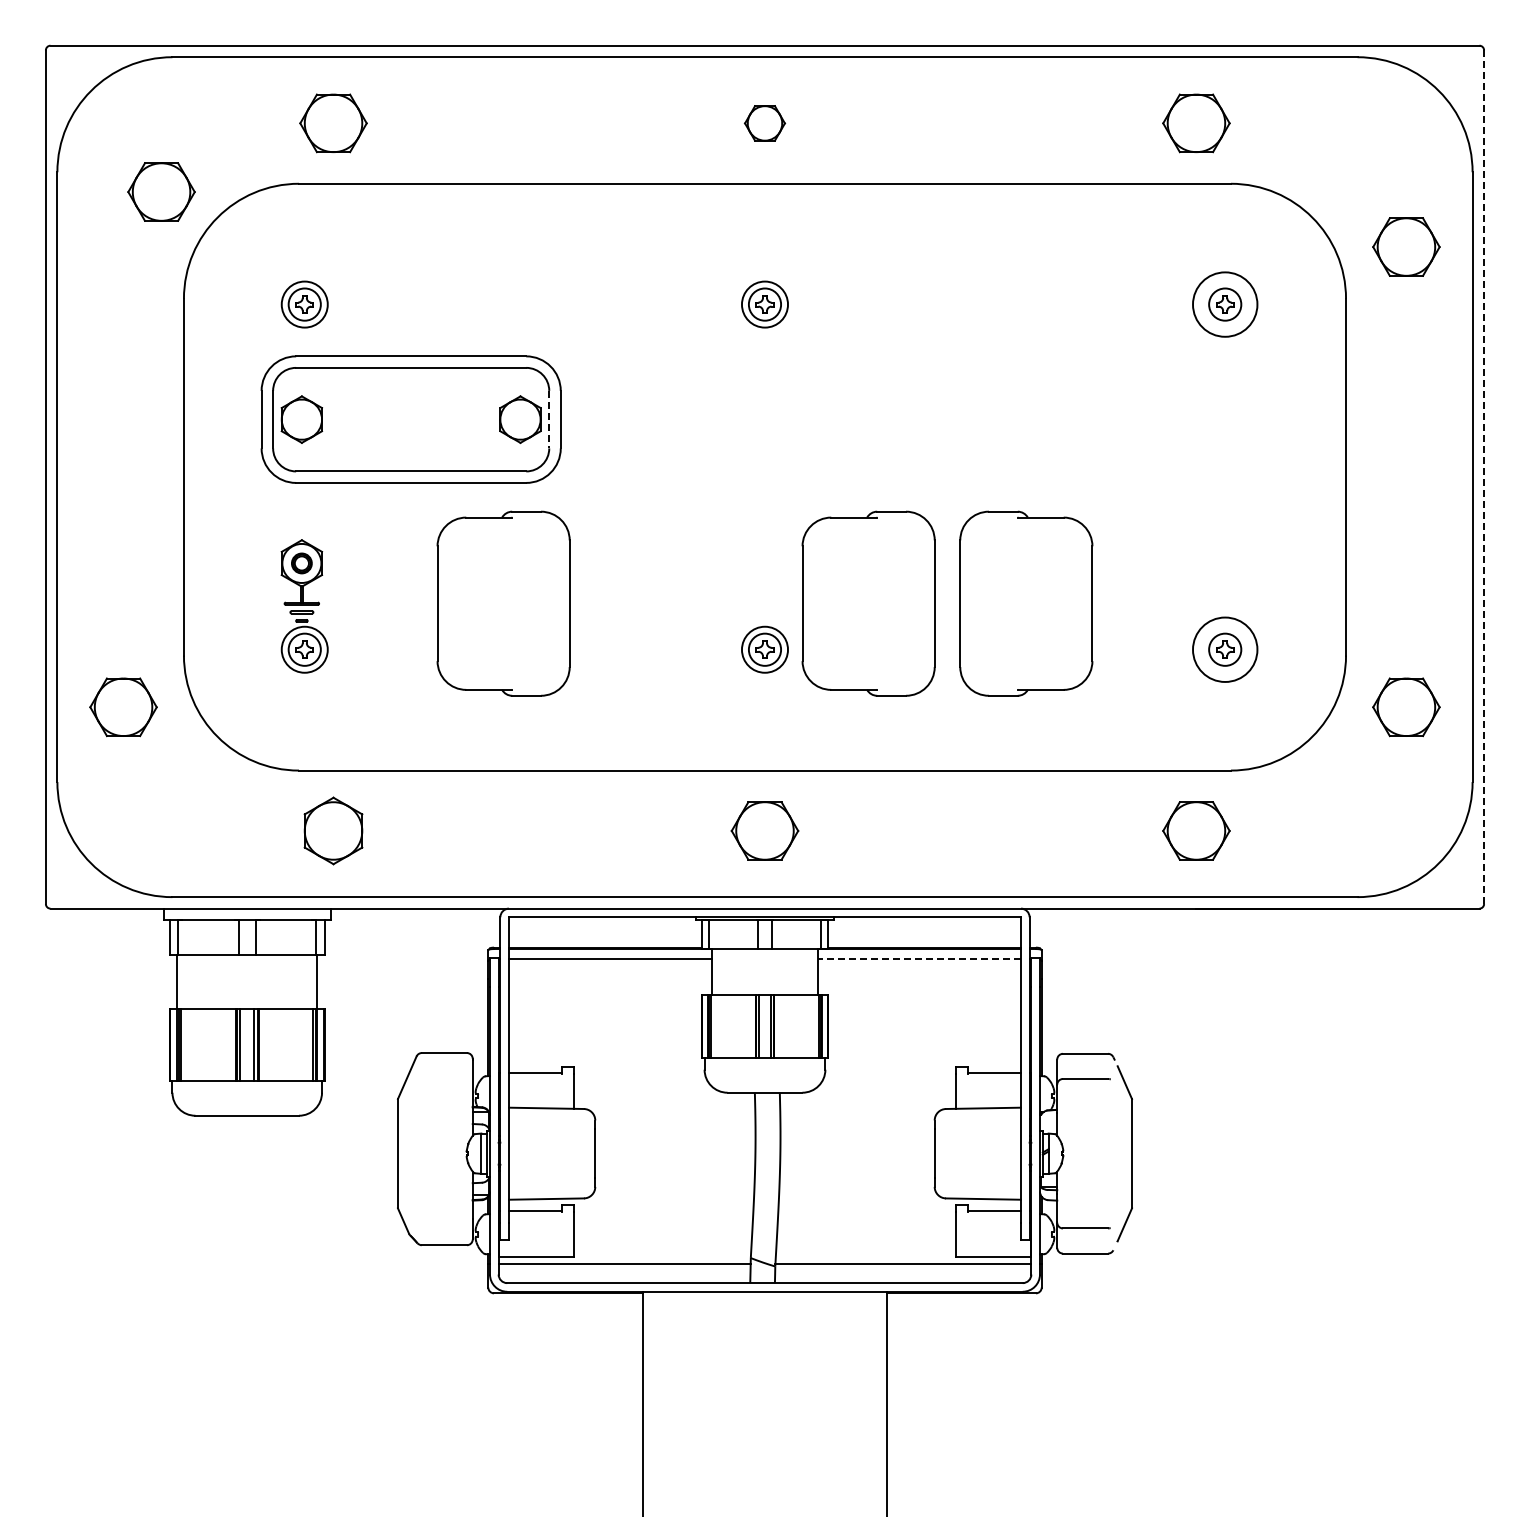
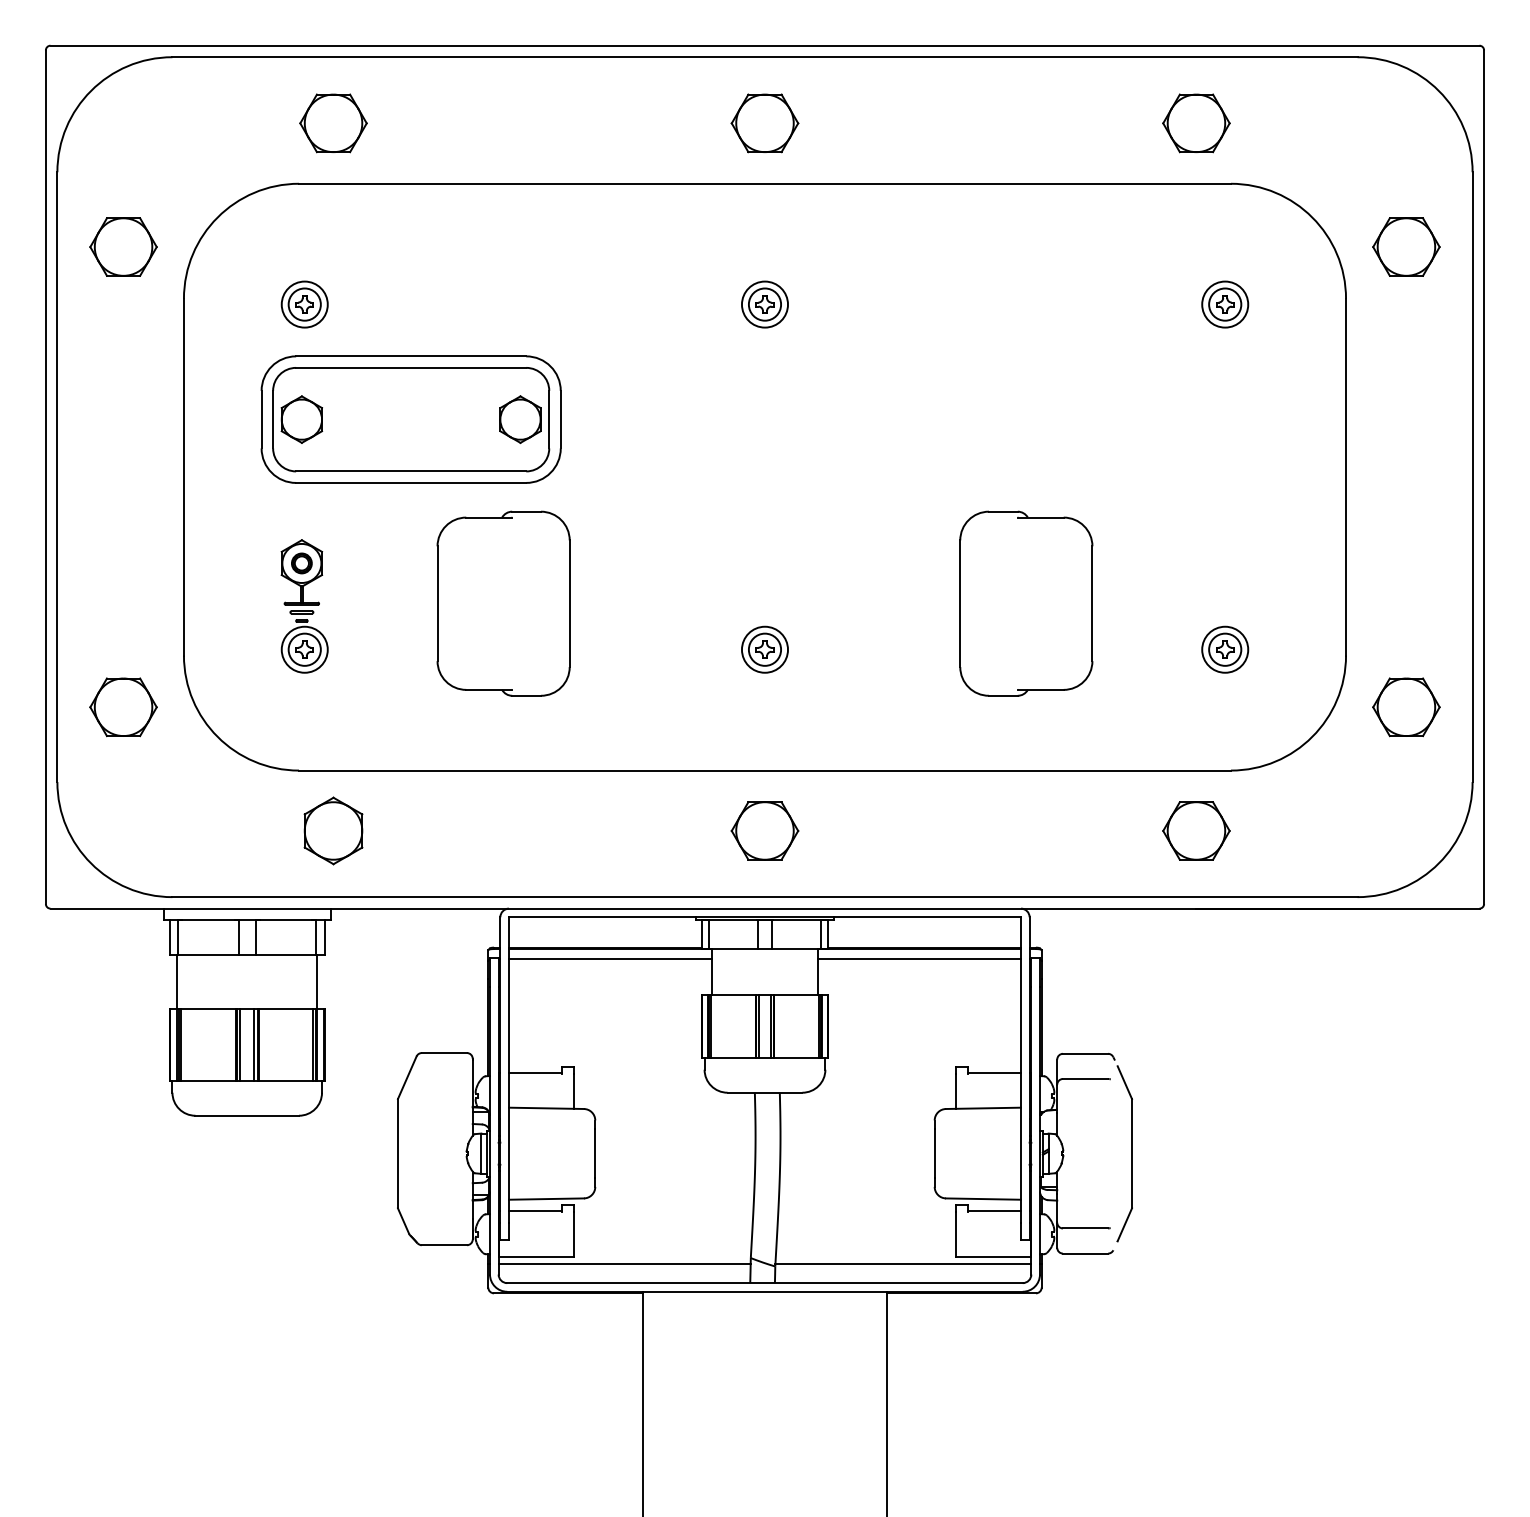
part size: 44x37 px -> 70x61 px (764, 123)
part position: (161, 191) -> (123, 246) (123, 246)
circle diameter: 64 px -> 46 px (1225, 304)
line: dashed -> solid (549, 419)
line: dashed -> solid (1484, 477)
part: present -> none (868, 603)
circle diameter: 64 px -> 46 px (1225, 649)
line: dashed -> solid (919, 958)
